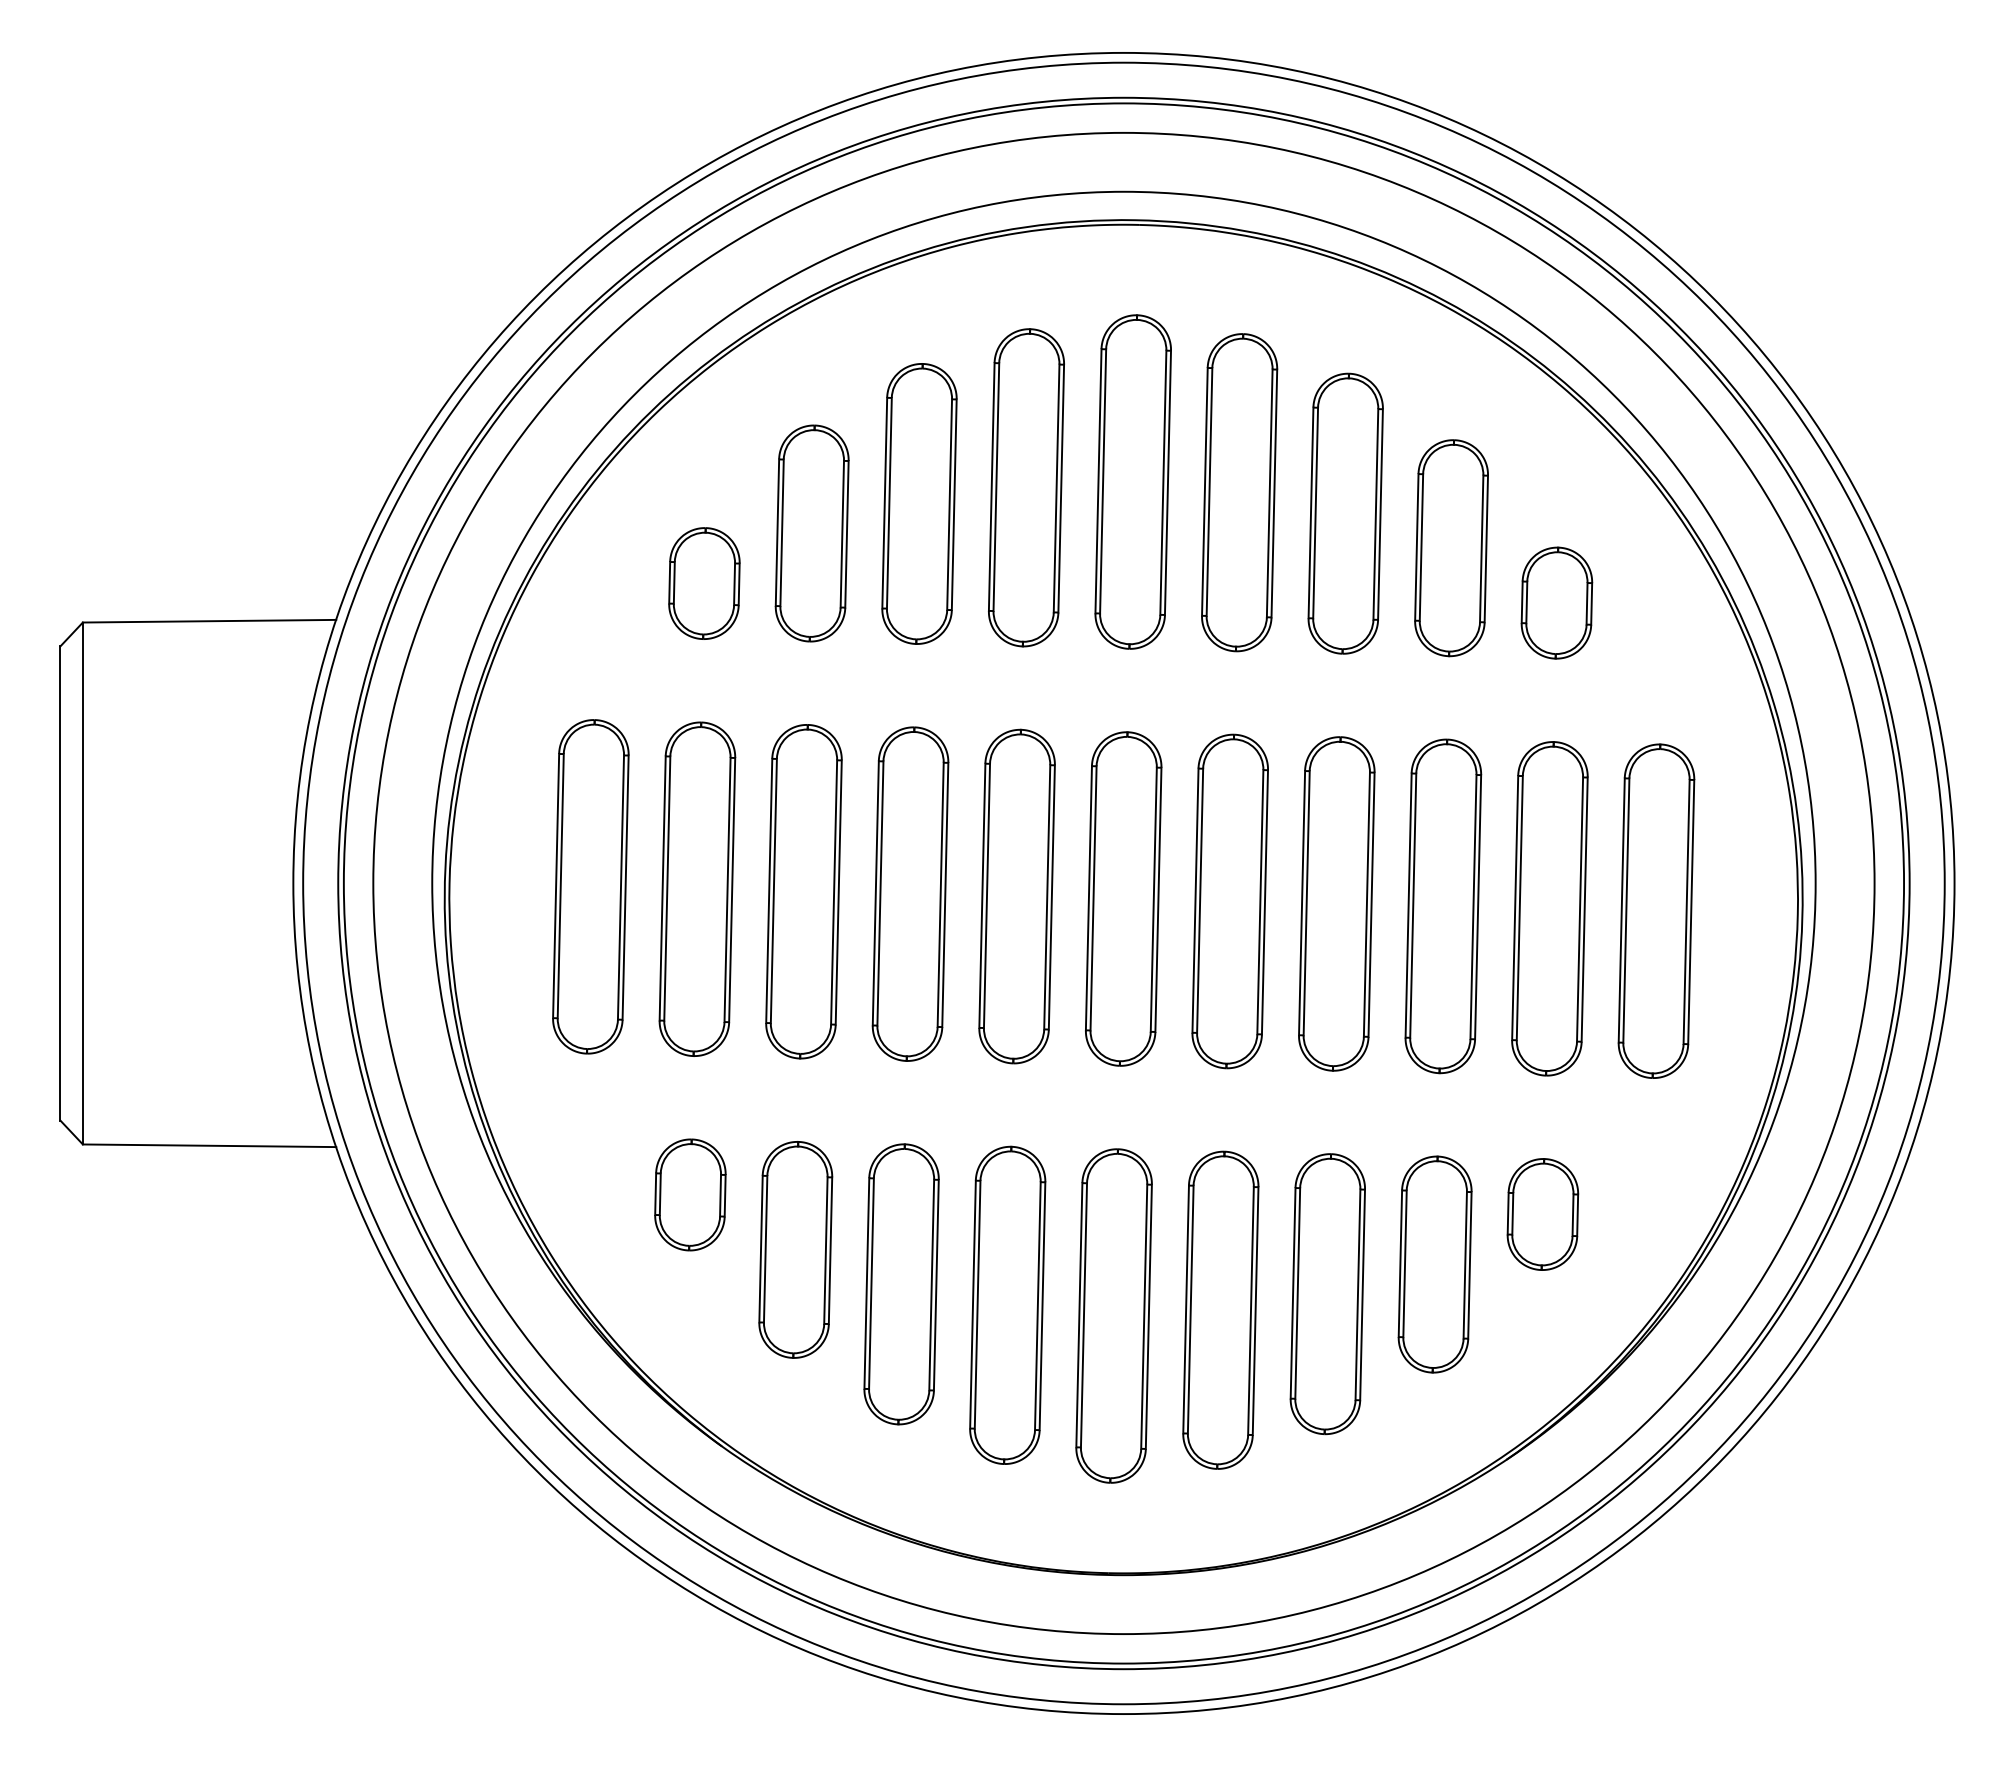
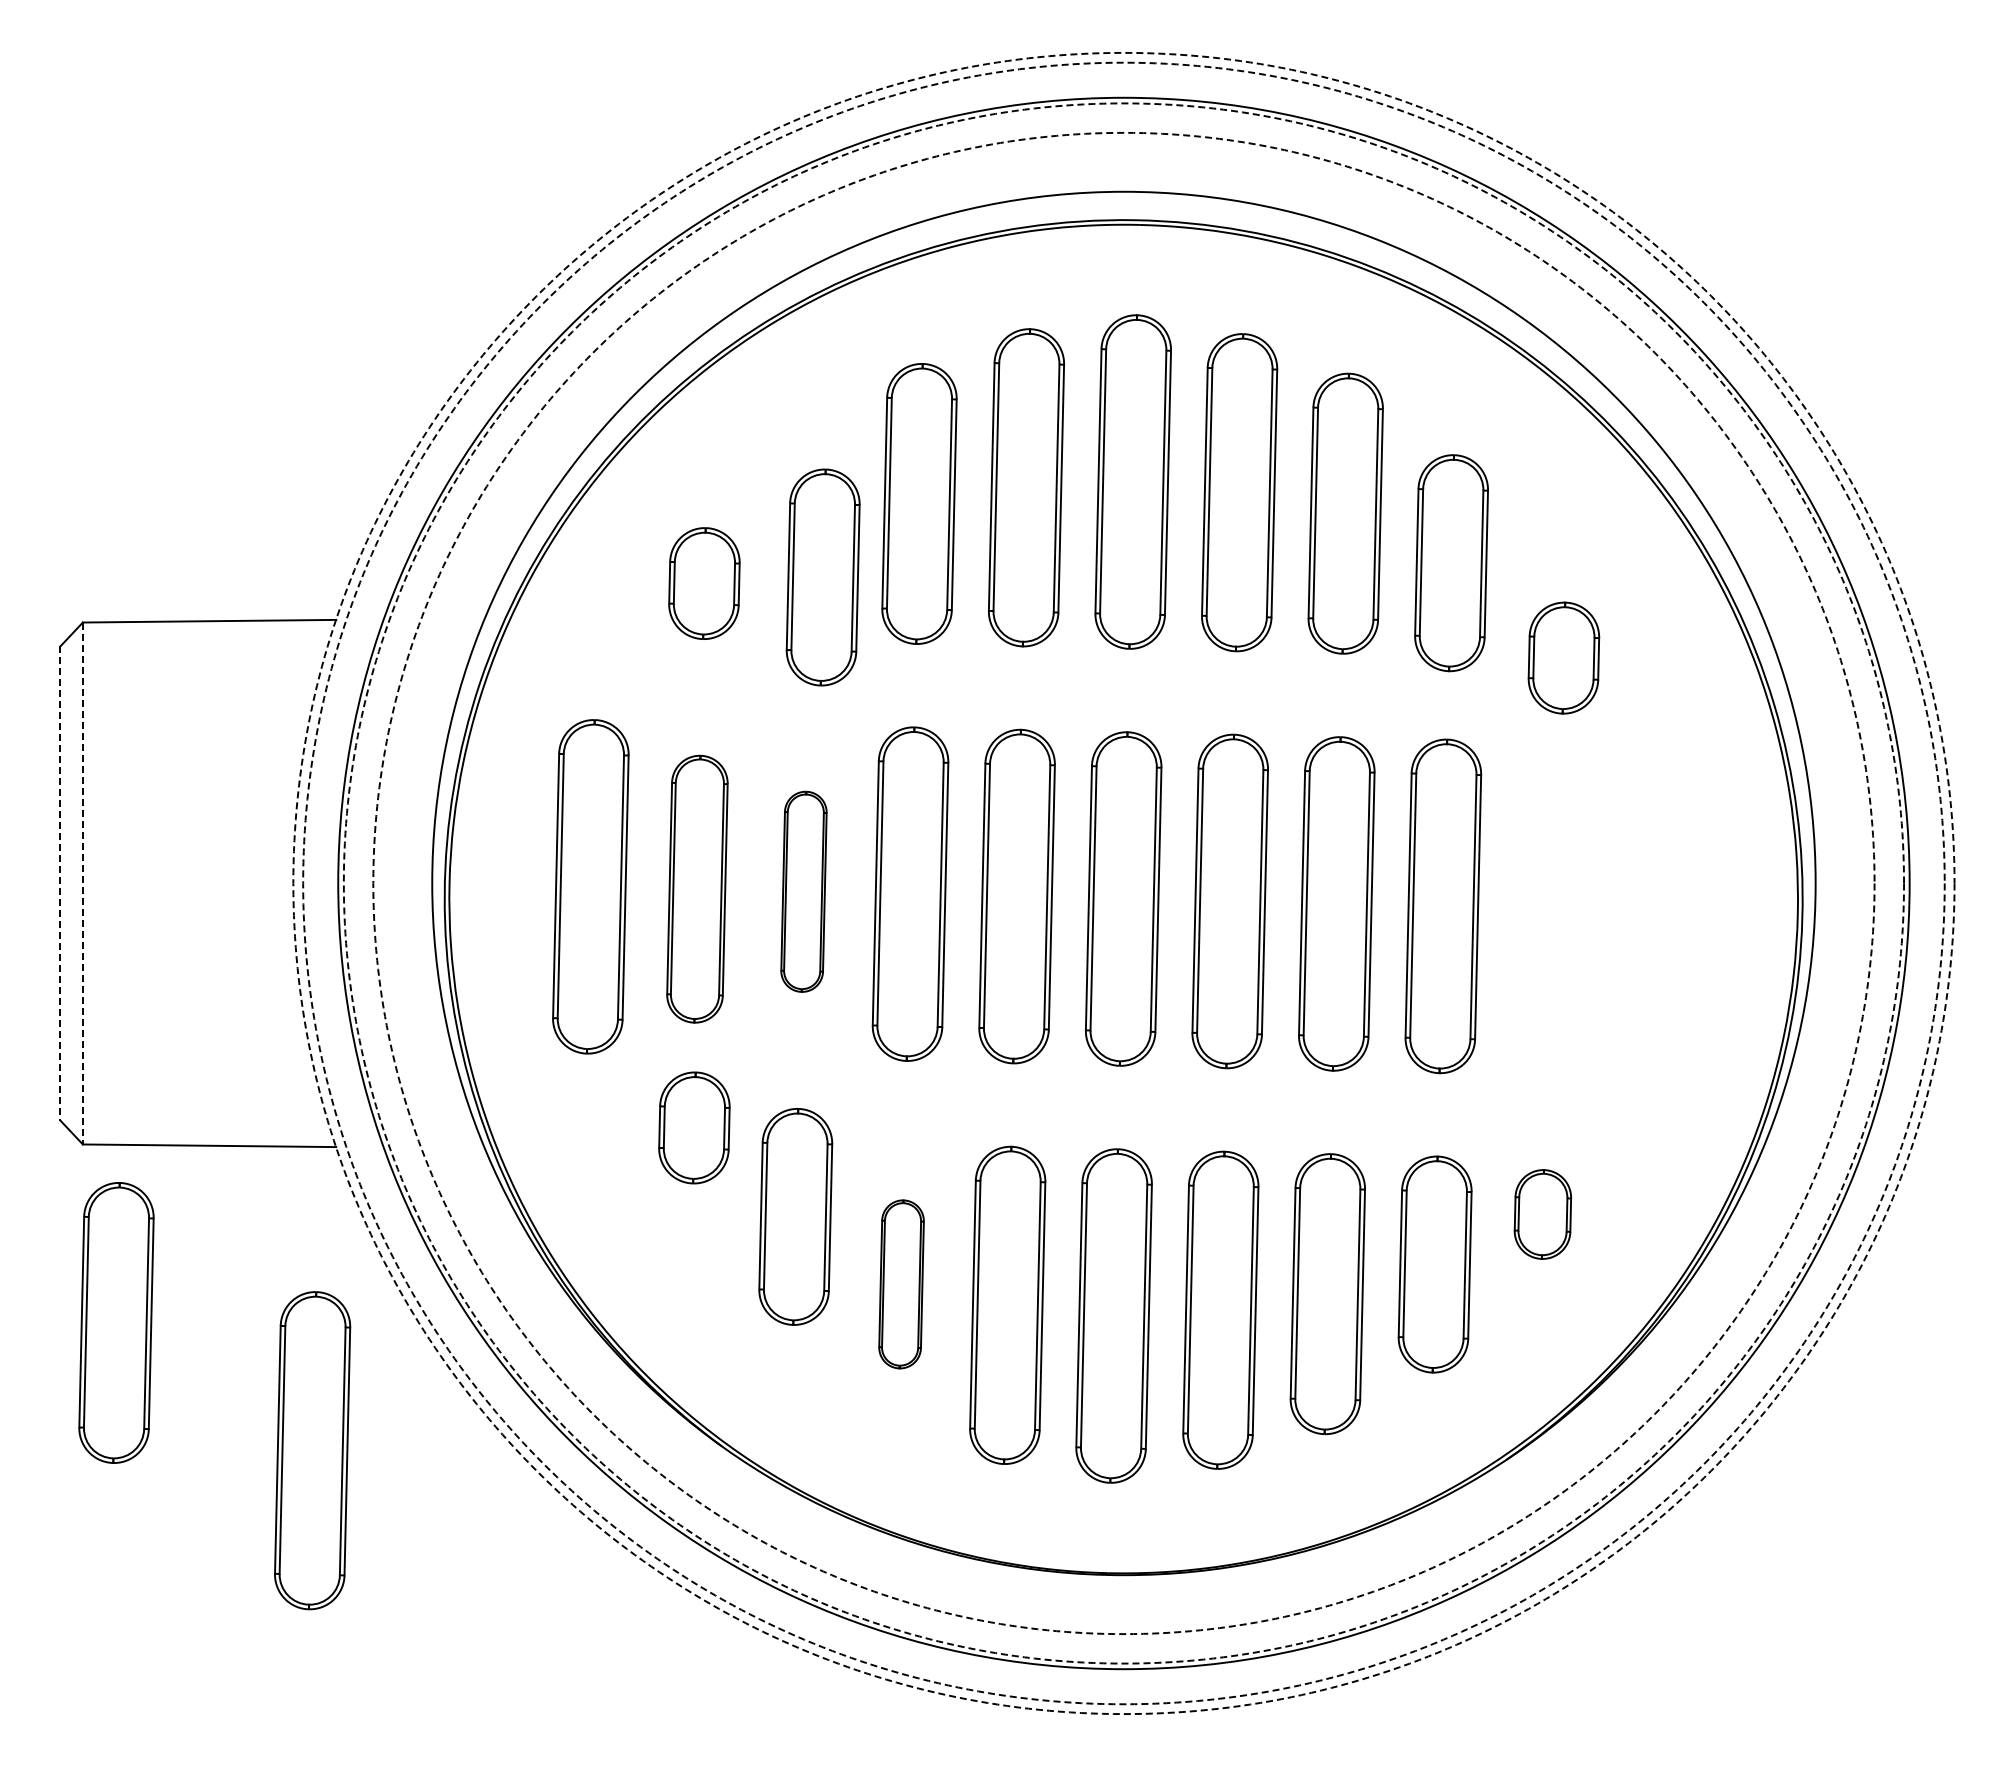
part position: (811, 533) -> (822, 577) (822, 577)
part position: (1451, 548) -> (1451, 563) (1451, 563)
part position: (1556, 602) -> (1563, 657) (1563, 657)
line: solid -> dashed (82, 883)
circle: solid -> dashed (1123, 883)
circle: solid -> dashed (1123, 883)
circle: solid -> dashed (1123, 883)
circle: solid -> dashed (1123, 883)
line: solid -> dashed (60, 884)
part size: 79x336 px -> 63x270 px (697, 888)
part size: 78x336 px -> 48x203 px (803, 891)
part: present -> none (1549, 908)
part: present -> none (1656, 910)
part position: (690, 1194) -> (694, 1127) (694, 1127)
part size: 74x113 px -> 60x91 px (1542, 1214)
part position: (795, 1249) -> (795, 1216) (795, 1216)
part size: 77x283 px -> 47x171 px (901, 1284)
part: none -> present (116, 1322)
part: none -> present (312, 1450)
